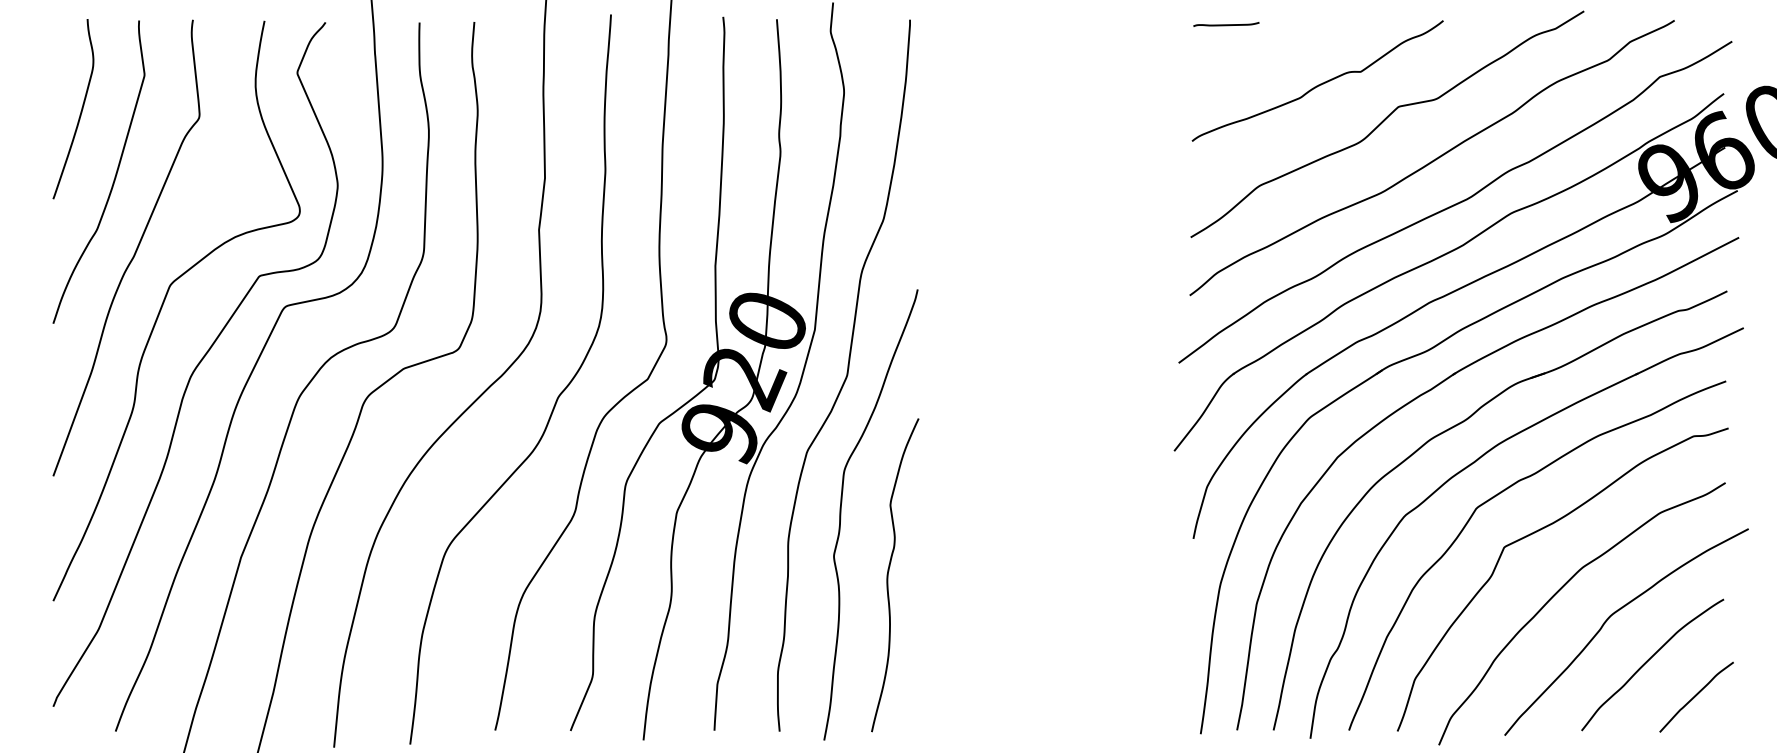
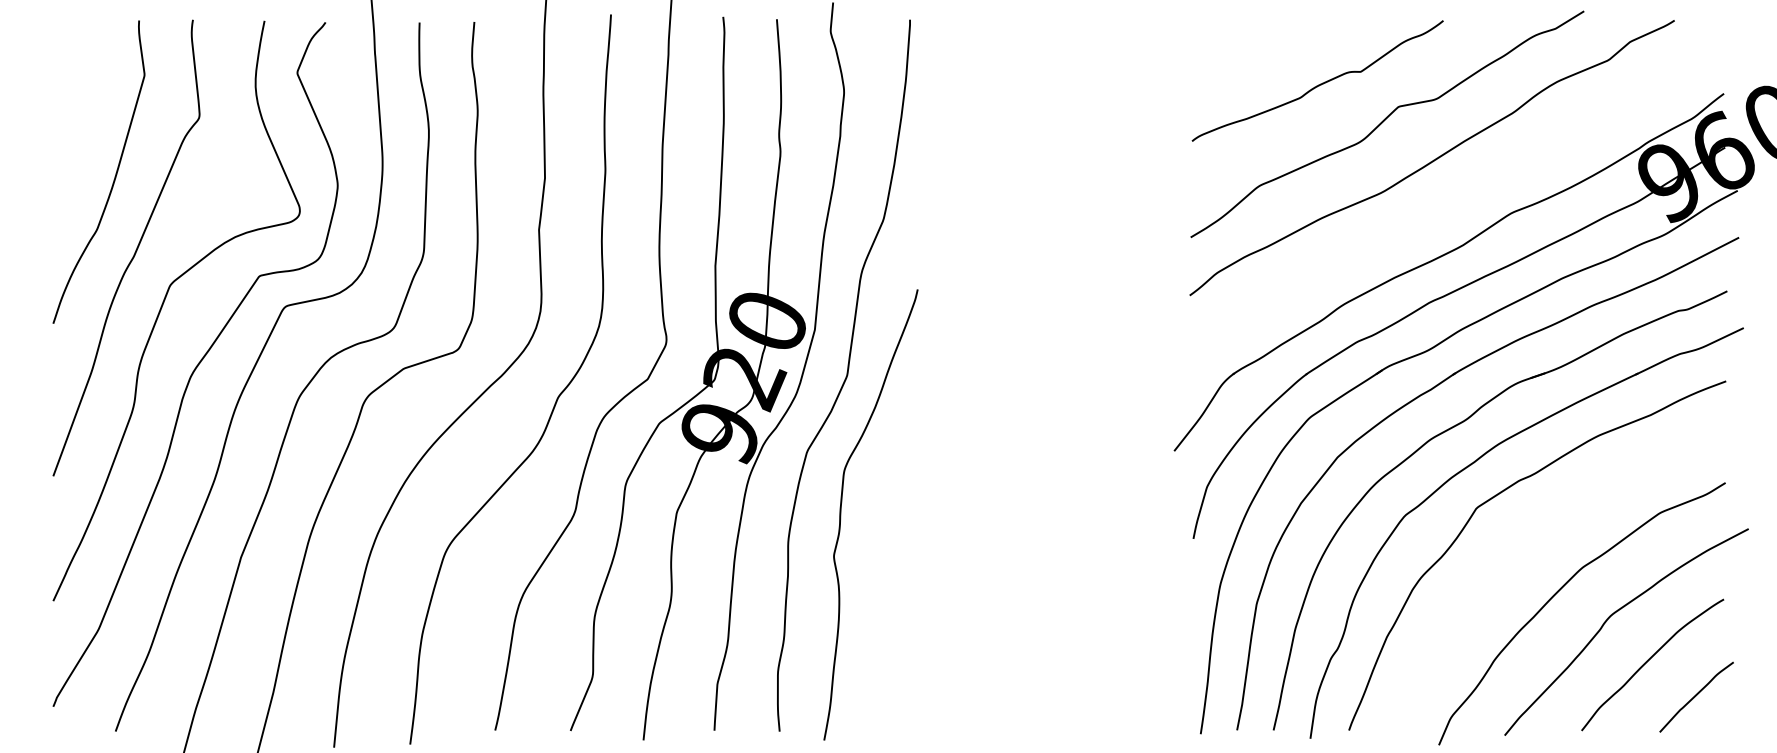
line: present -> none (1226, 24)
curve: present -> none (80, 111)
curve: present -> none (1455, 203)
curve: present -> none (1538, 531)
curve: present -> none (888, 575)
